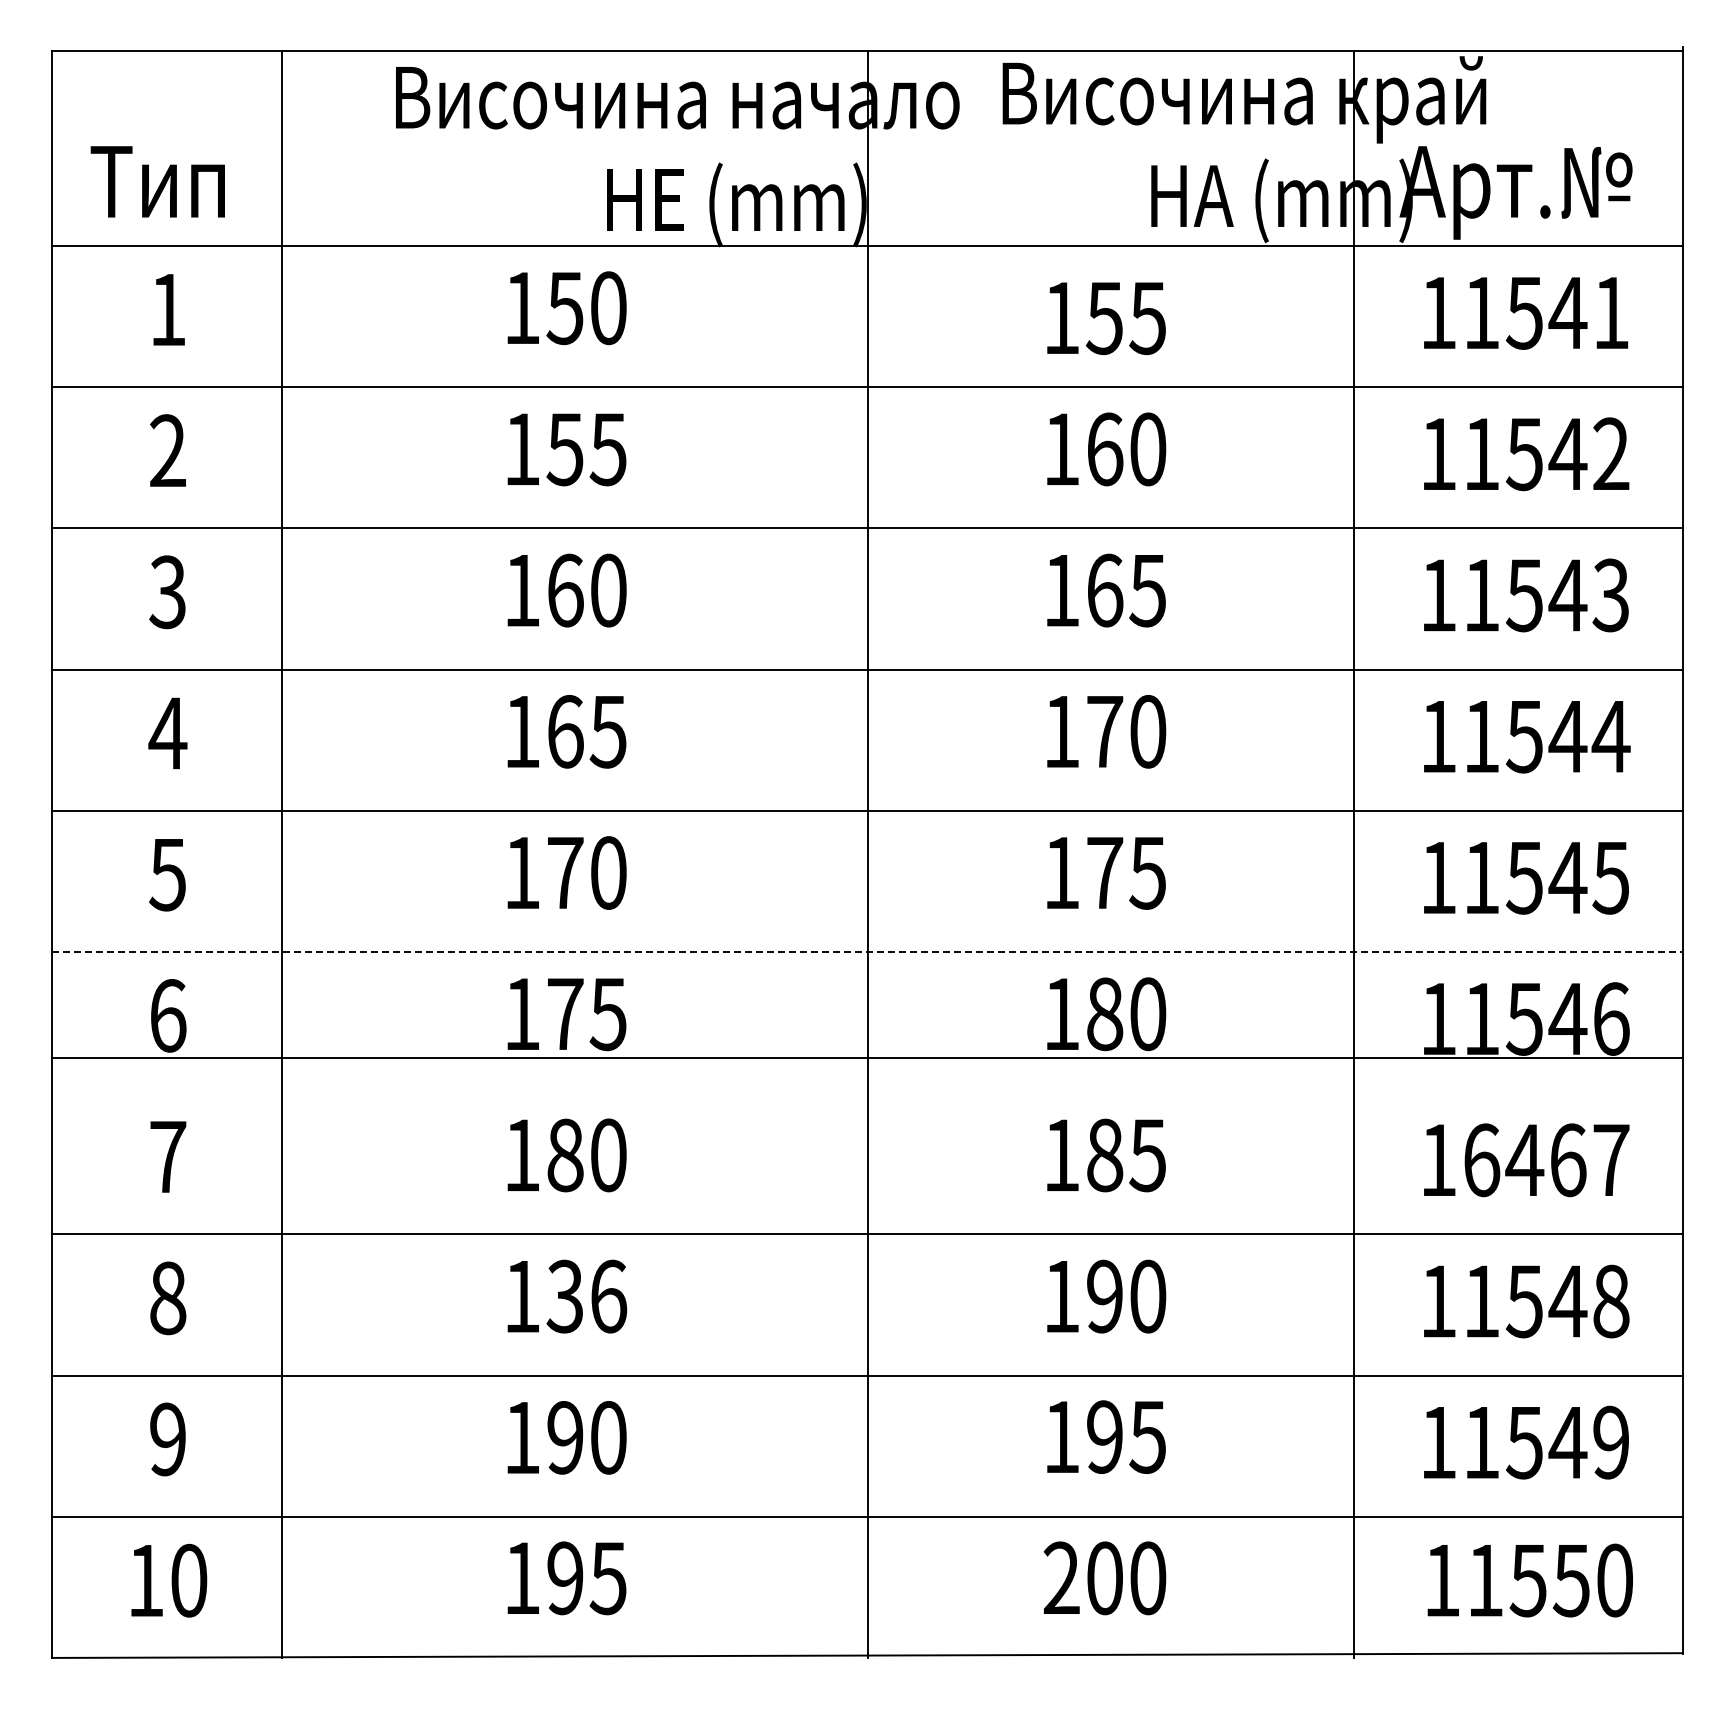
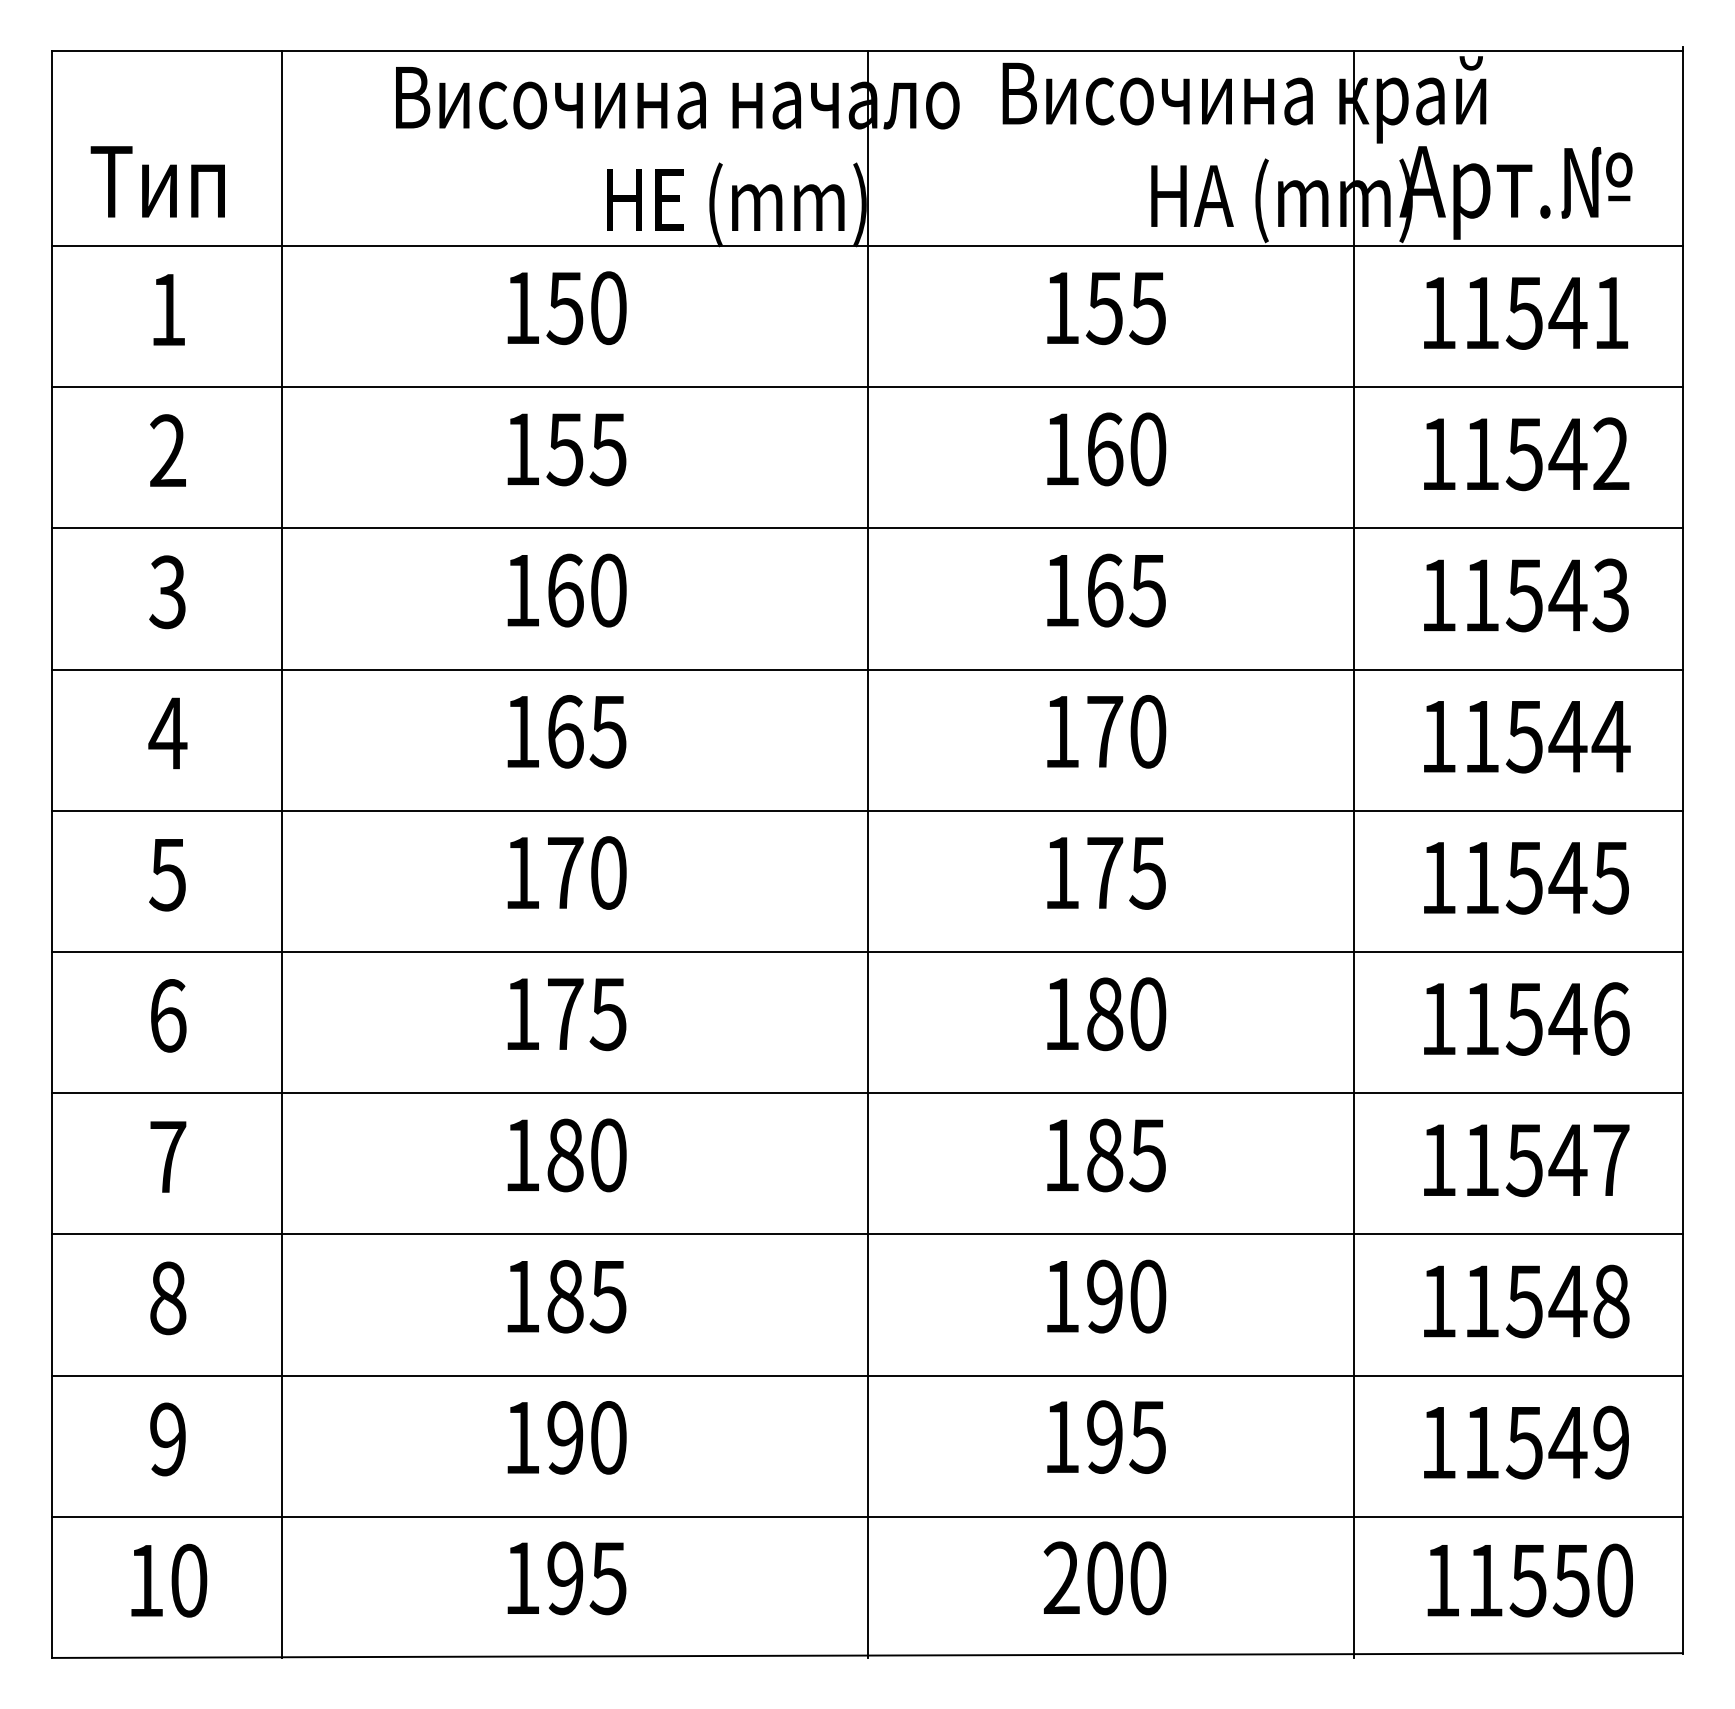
text position: (1106, 318) -> (1106, 308) (1106, 308)
line: dashed -> solid (868, 951)
line position: (867, 1058) -> (867, 1093) (867, 1093)
text: 16467 -> 11547 (1525, 1160)
text: 136 -> 185 (586, 1296)
